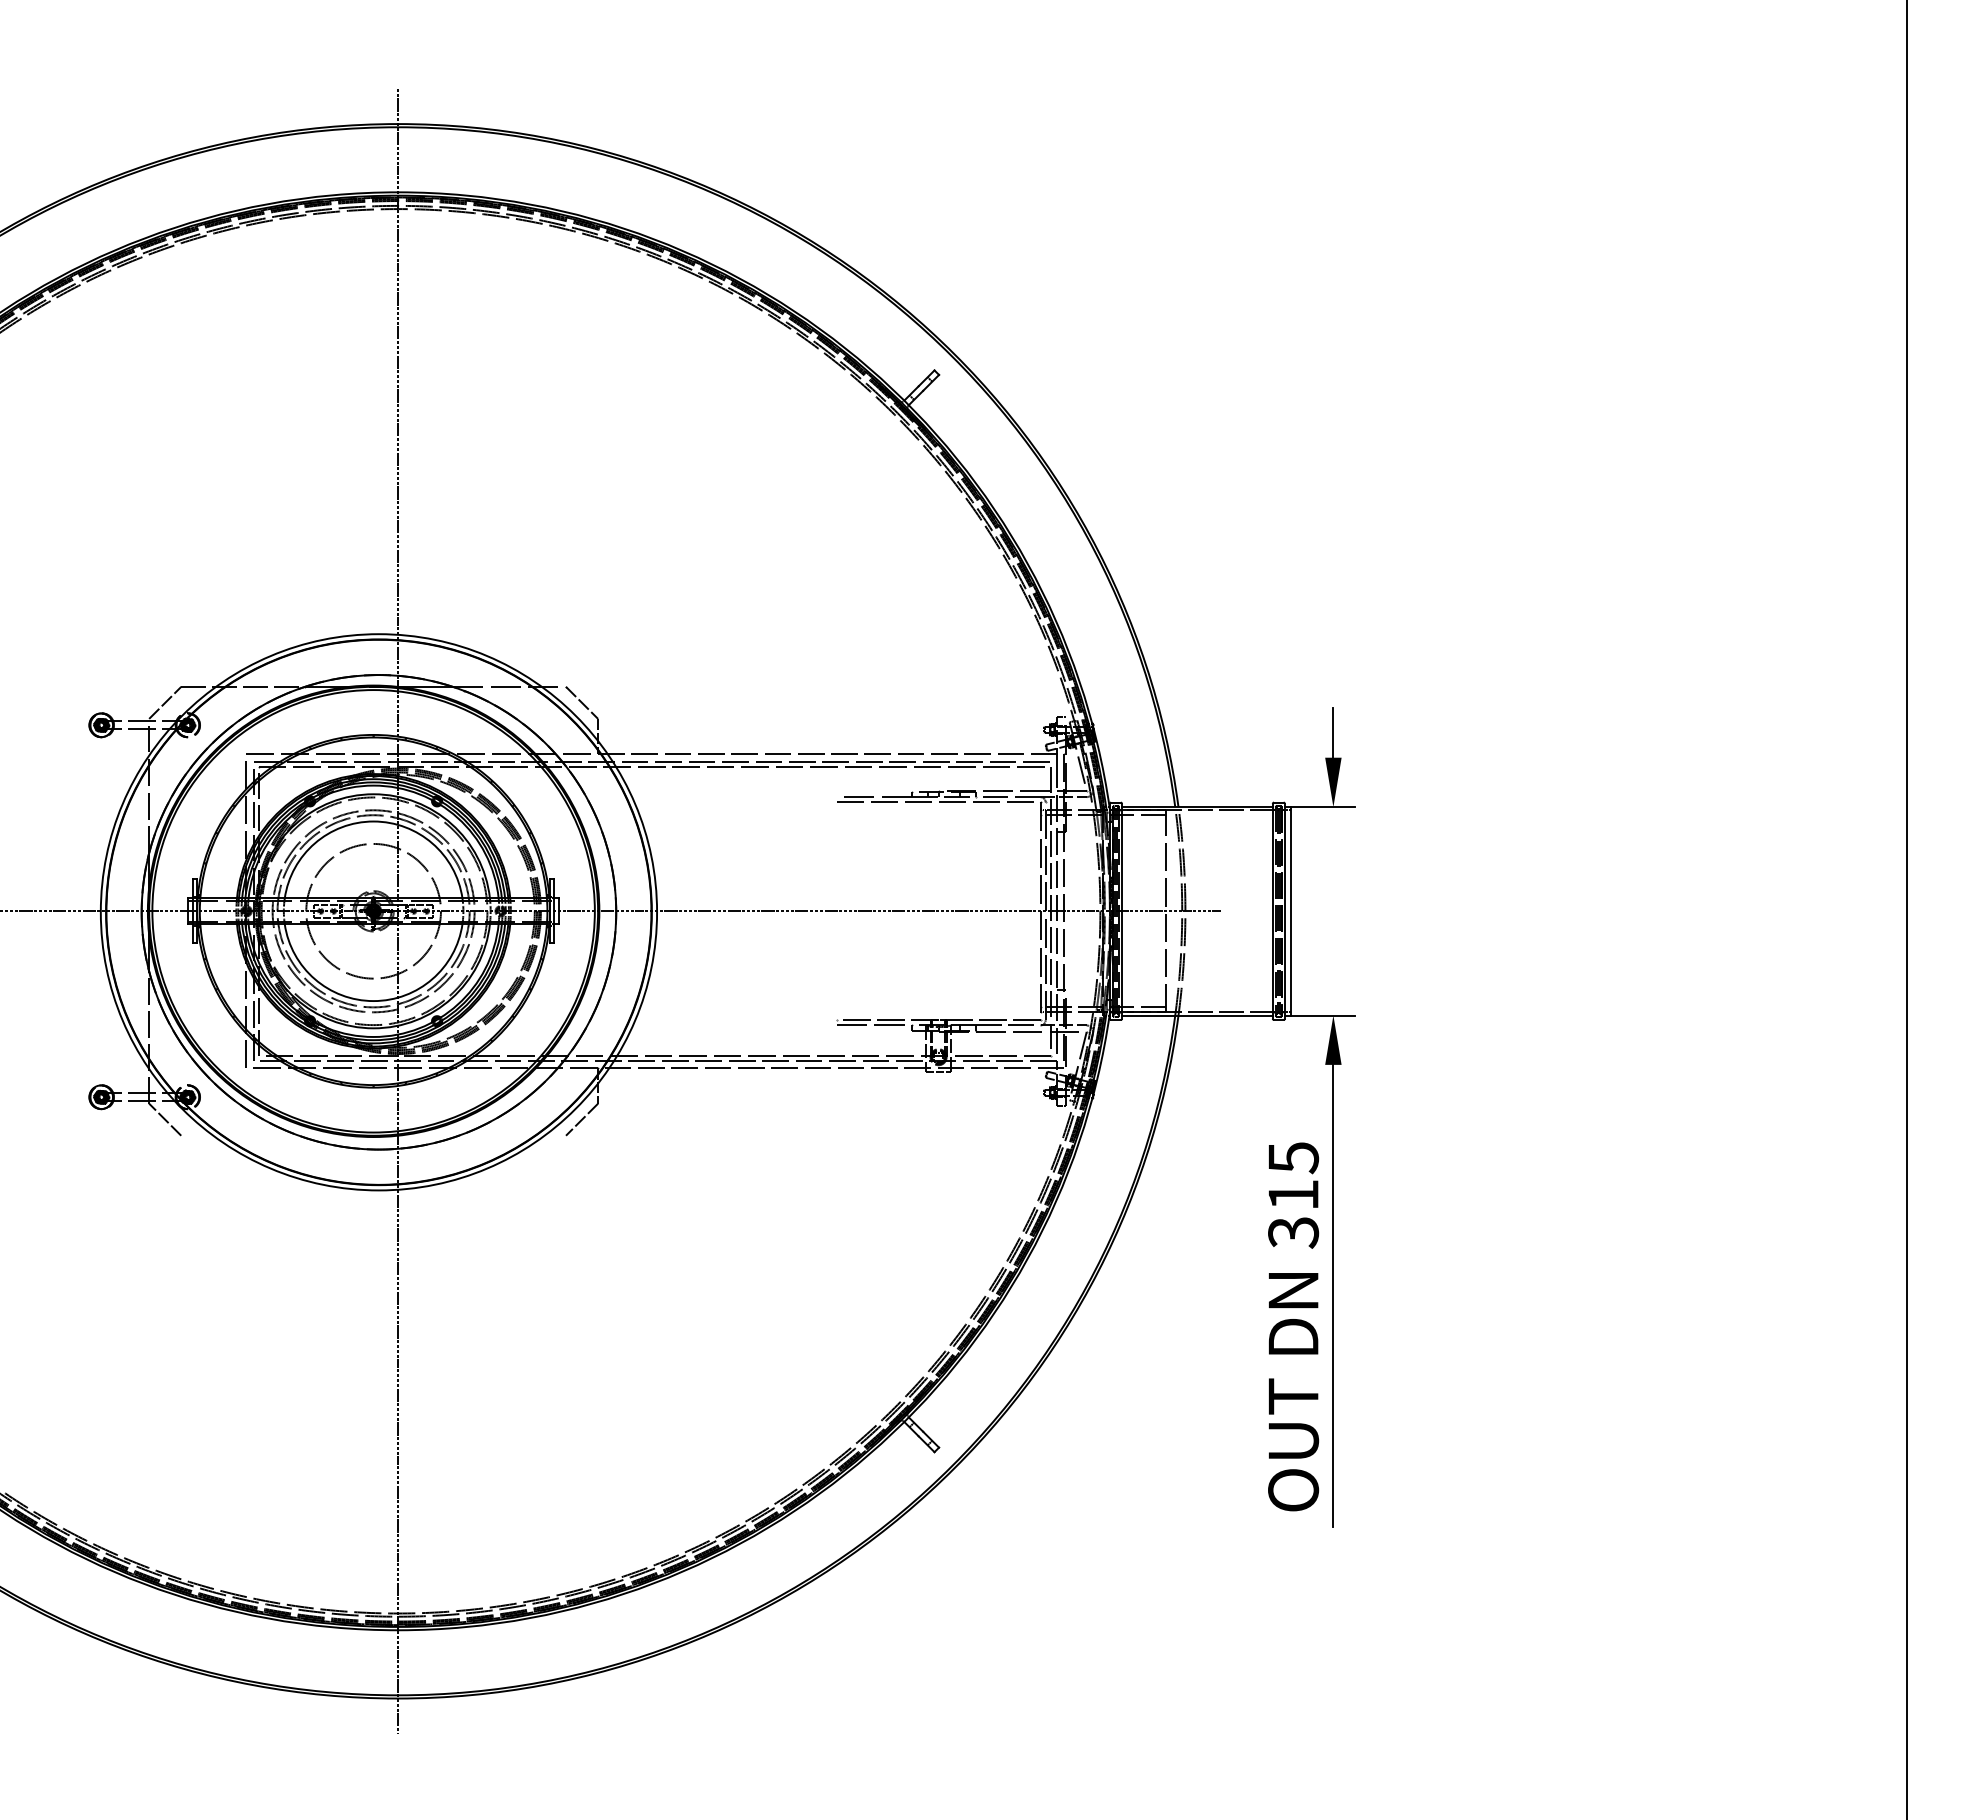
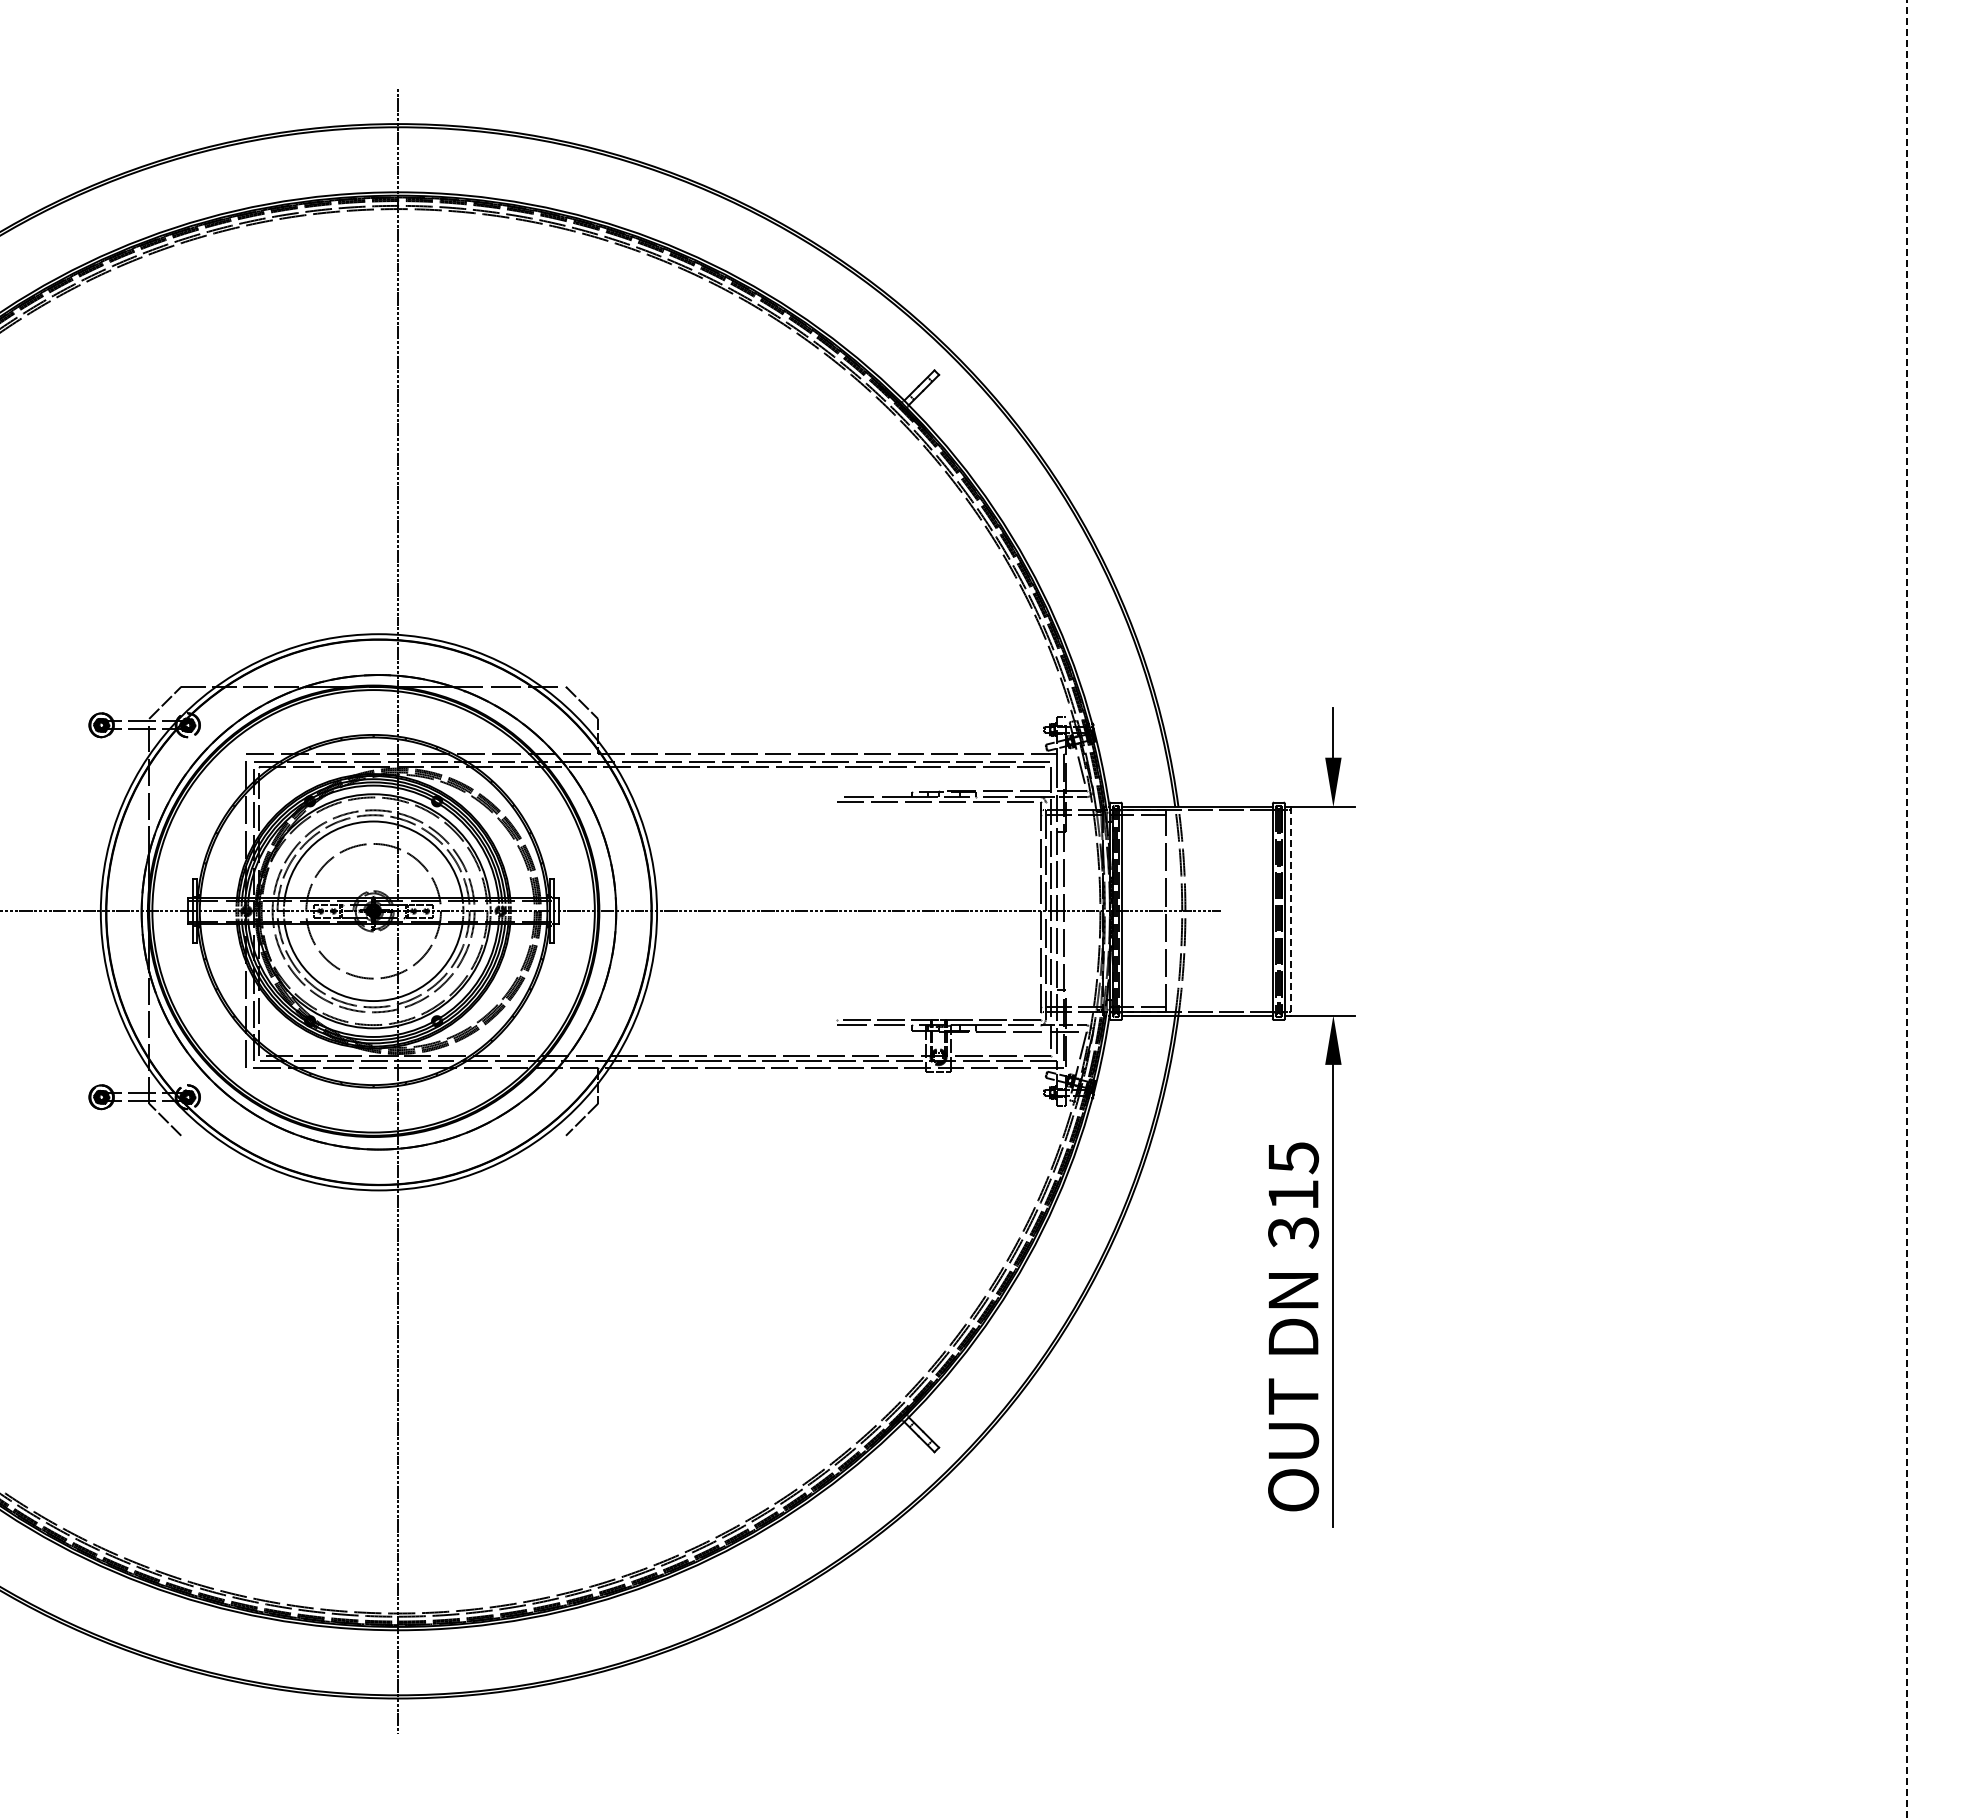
line: solid -> dashed (1907, 909)
line: solid -> dashed (1291, 911)
